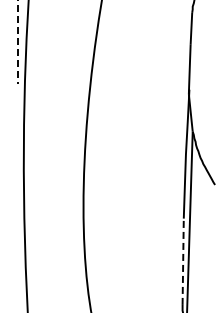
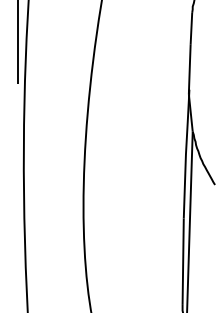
line: dashed -> solid (18, 42)
line: dashed -> solid (183, 261)
